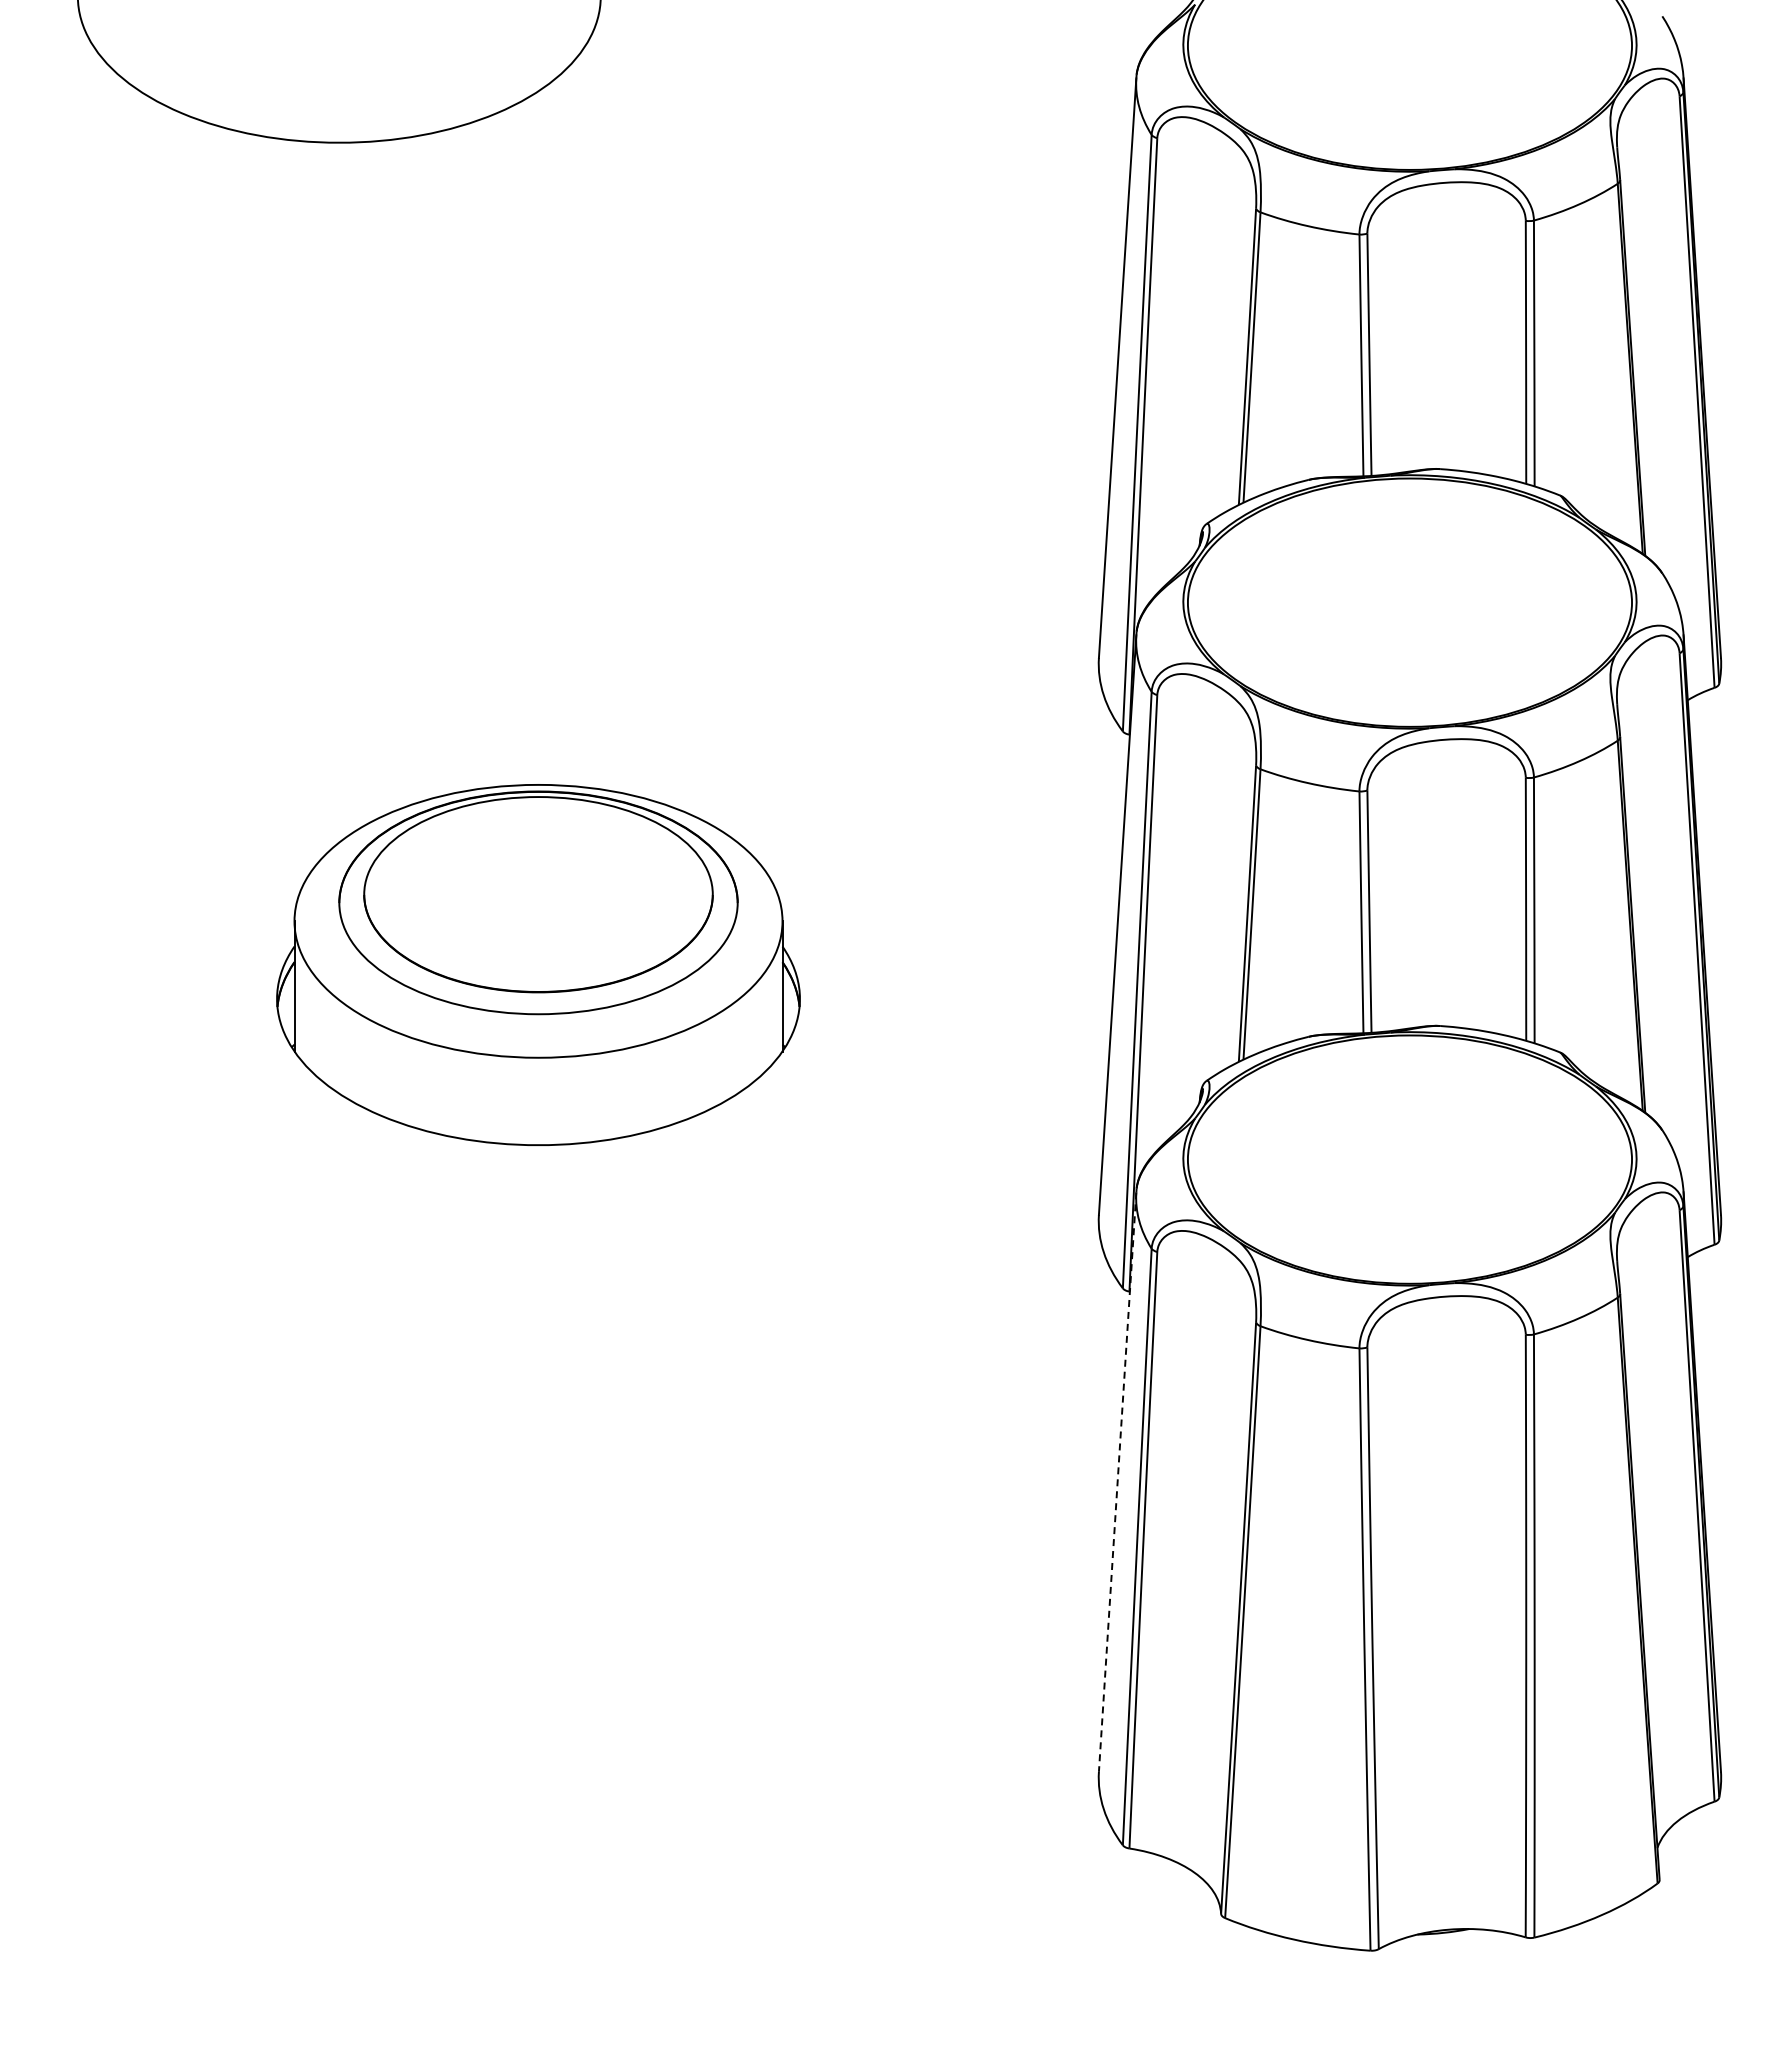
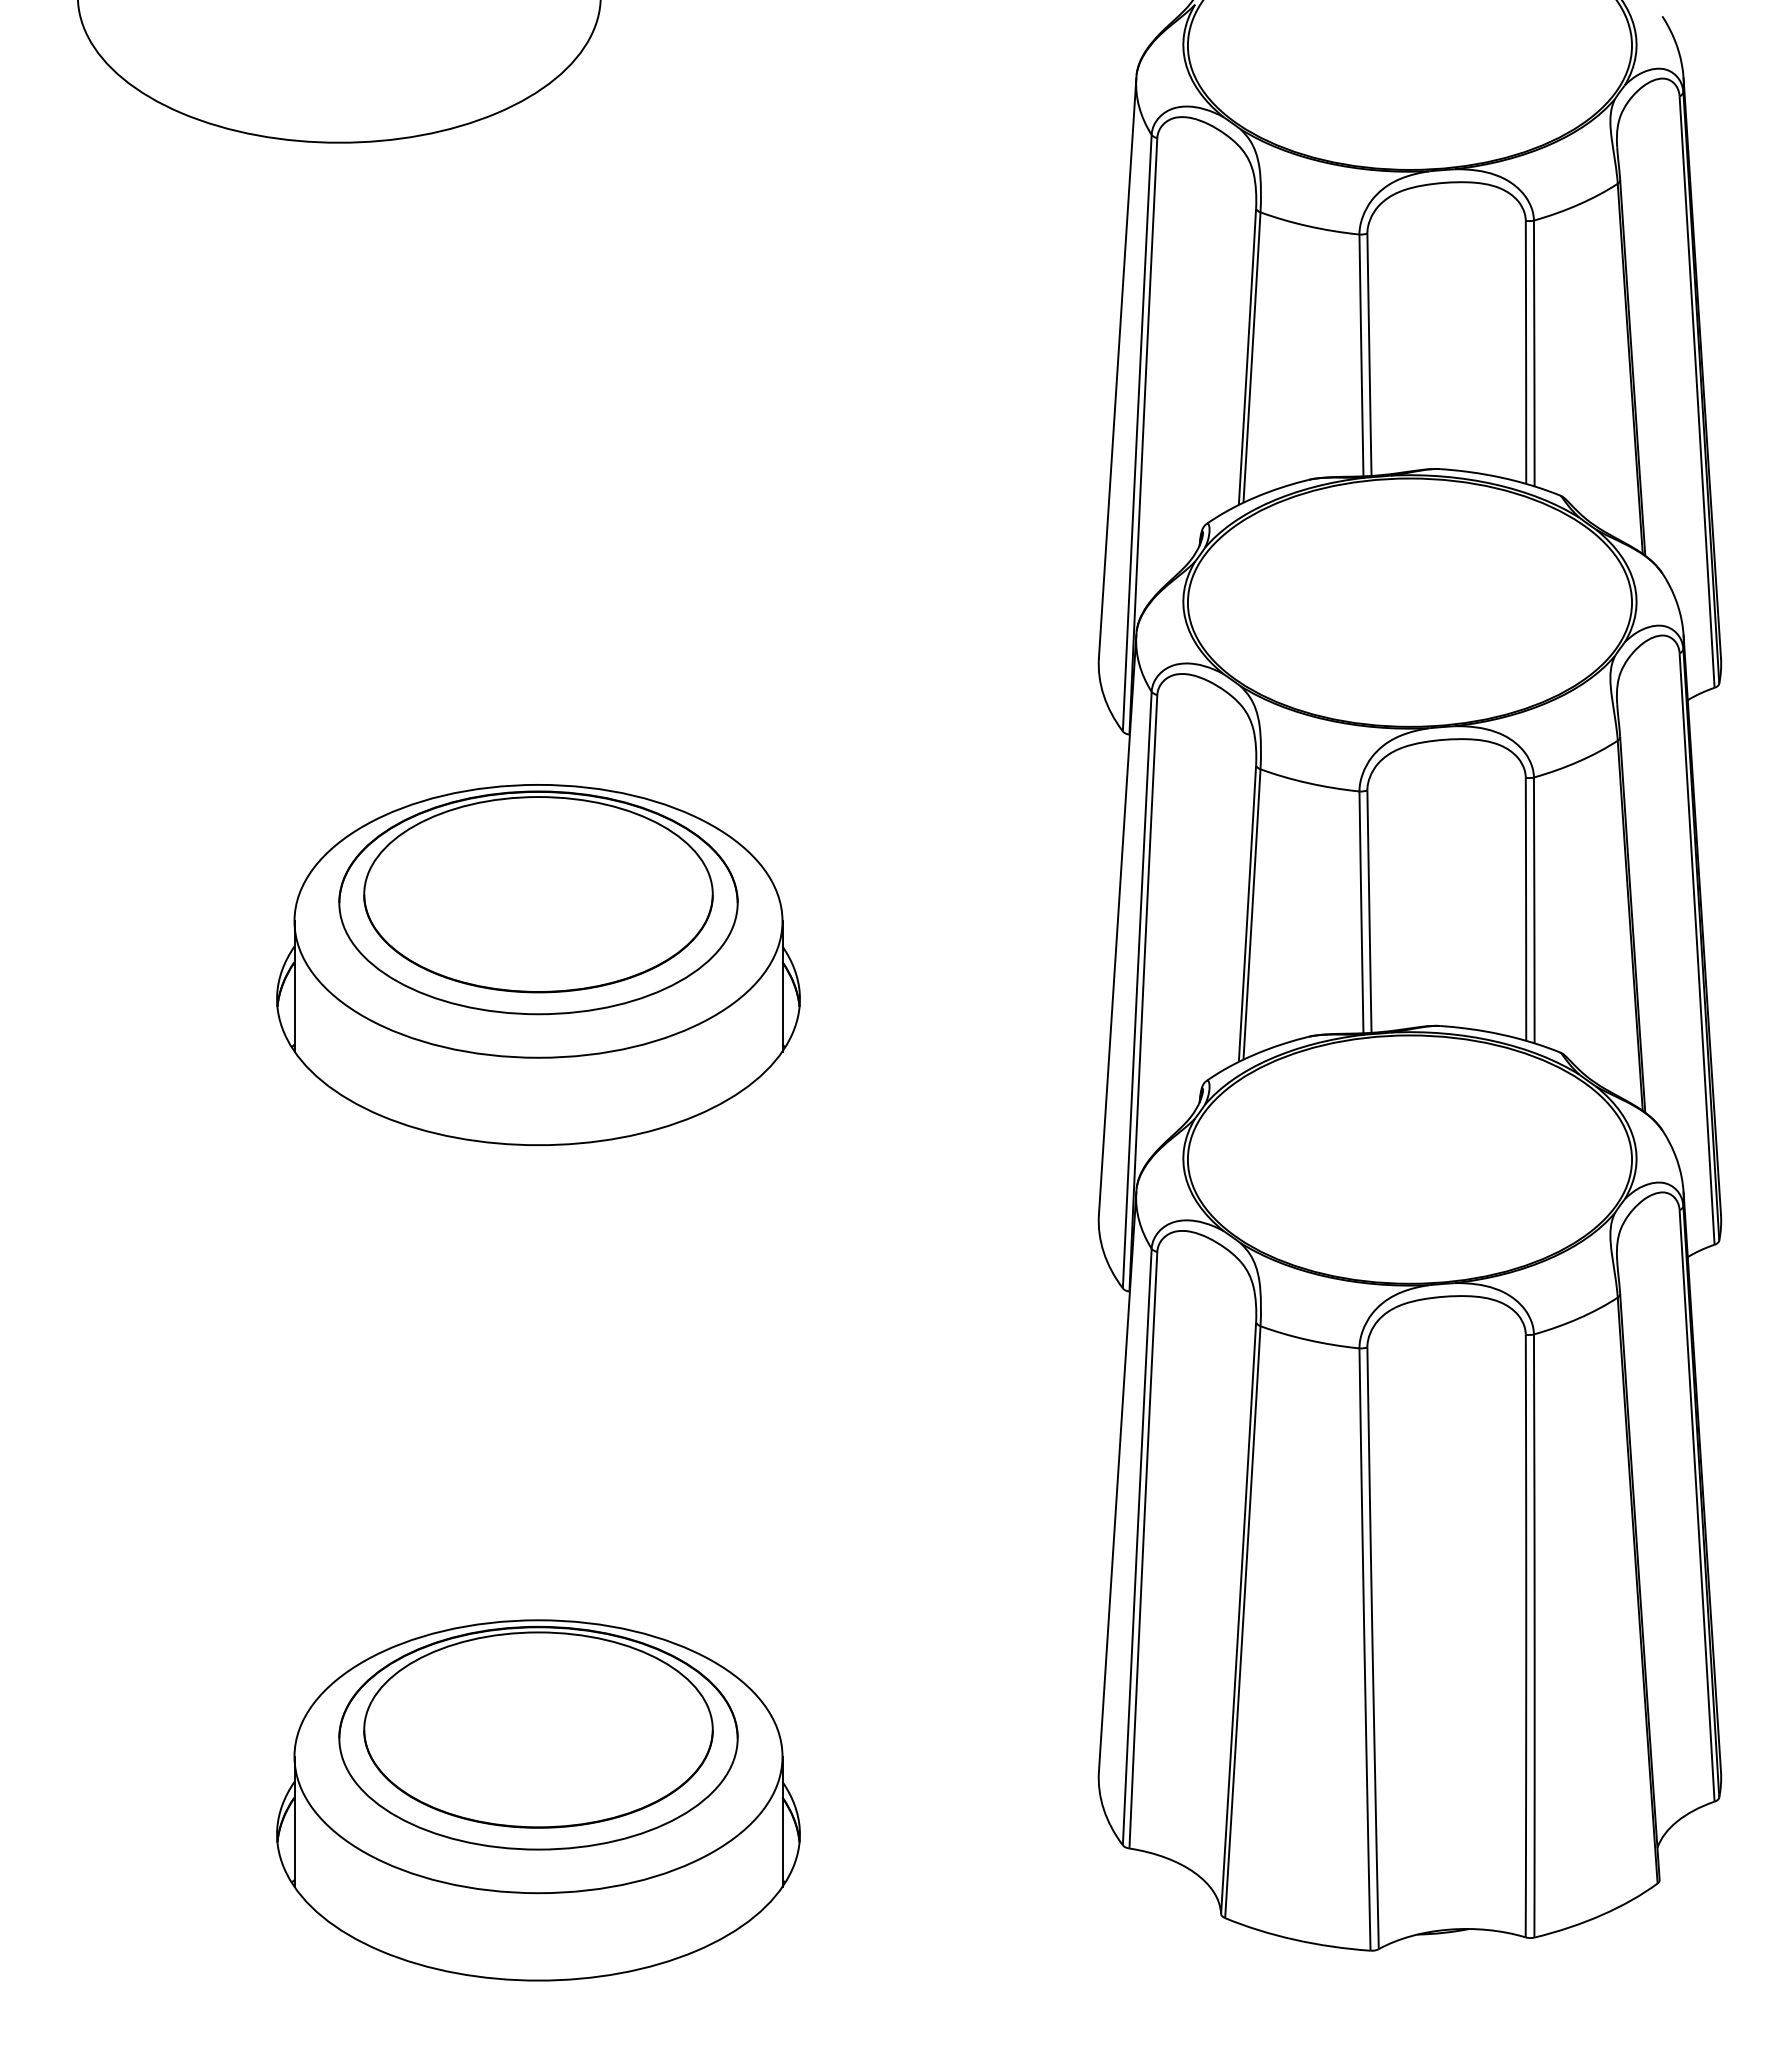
line: dashed -> solid (1117, 1482)
part: none -> present (538, 1800)
